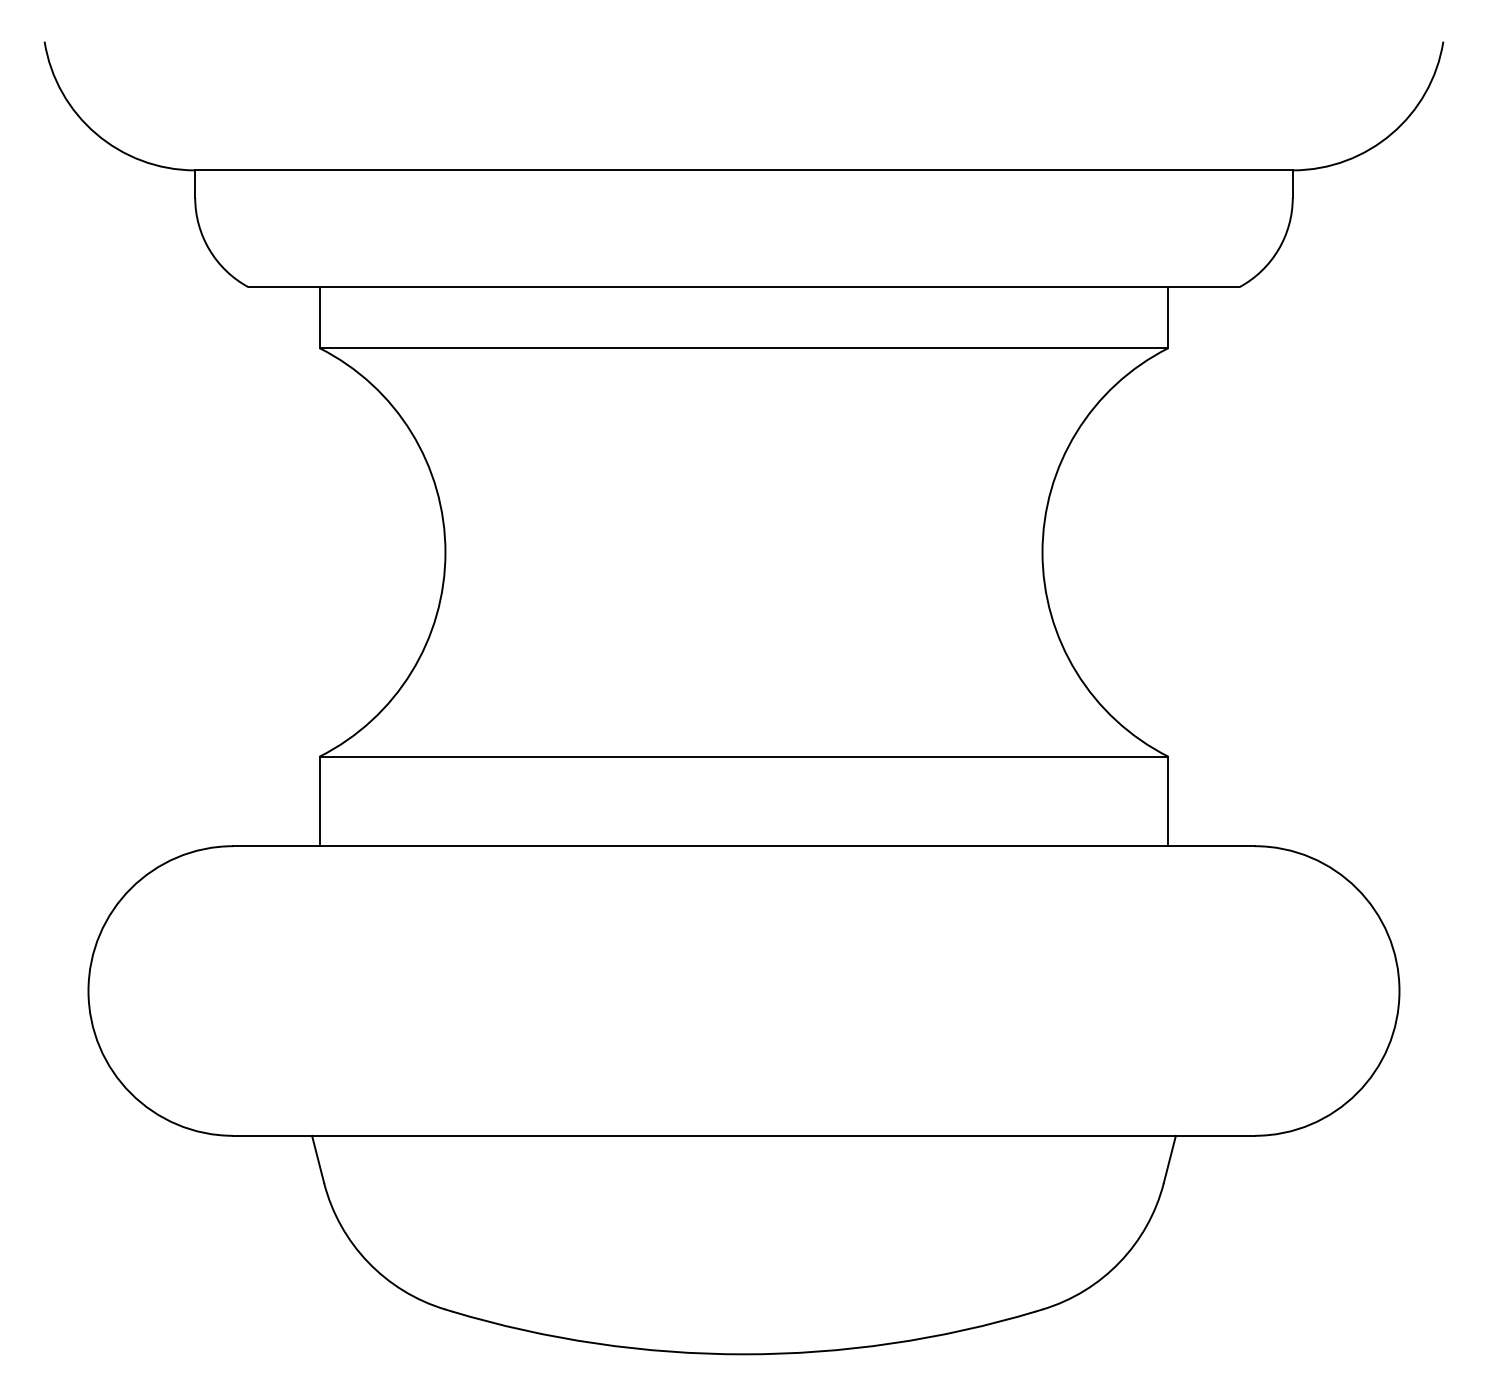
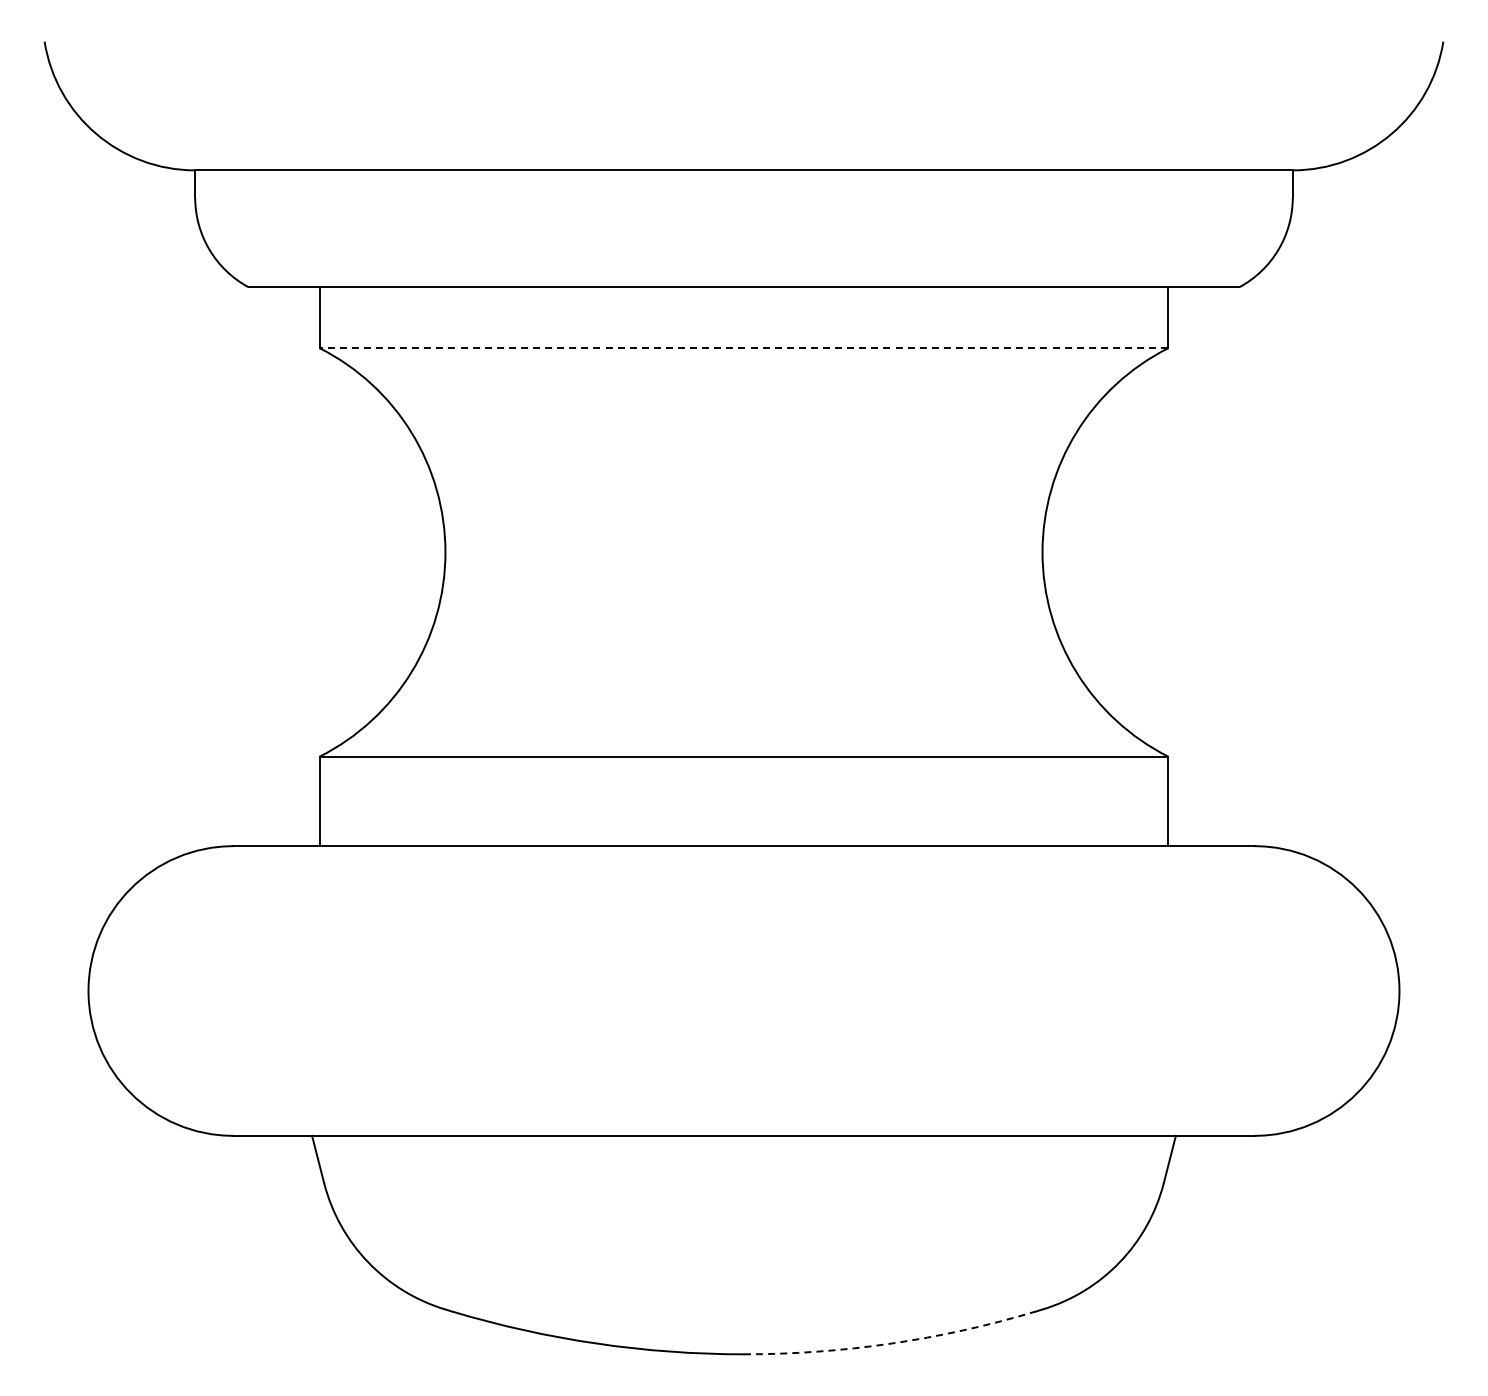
line: solid -> dashed (743, 348)
arc: solid -> dashed (891, 1343)
